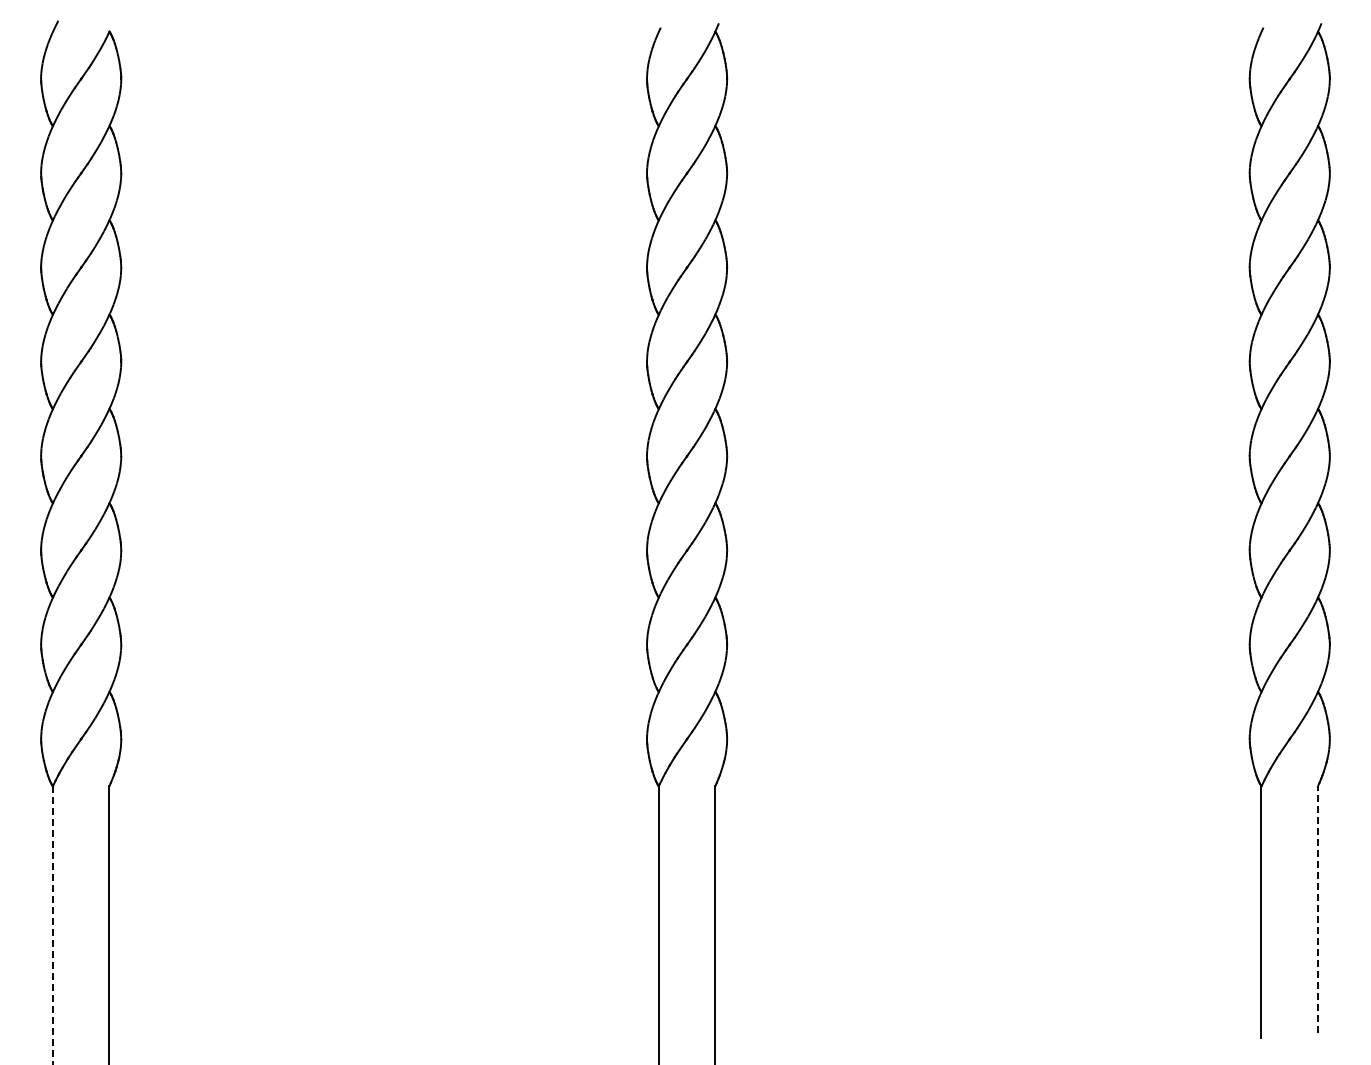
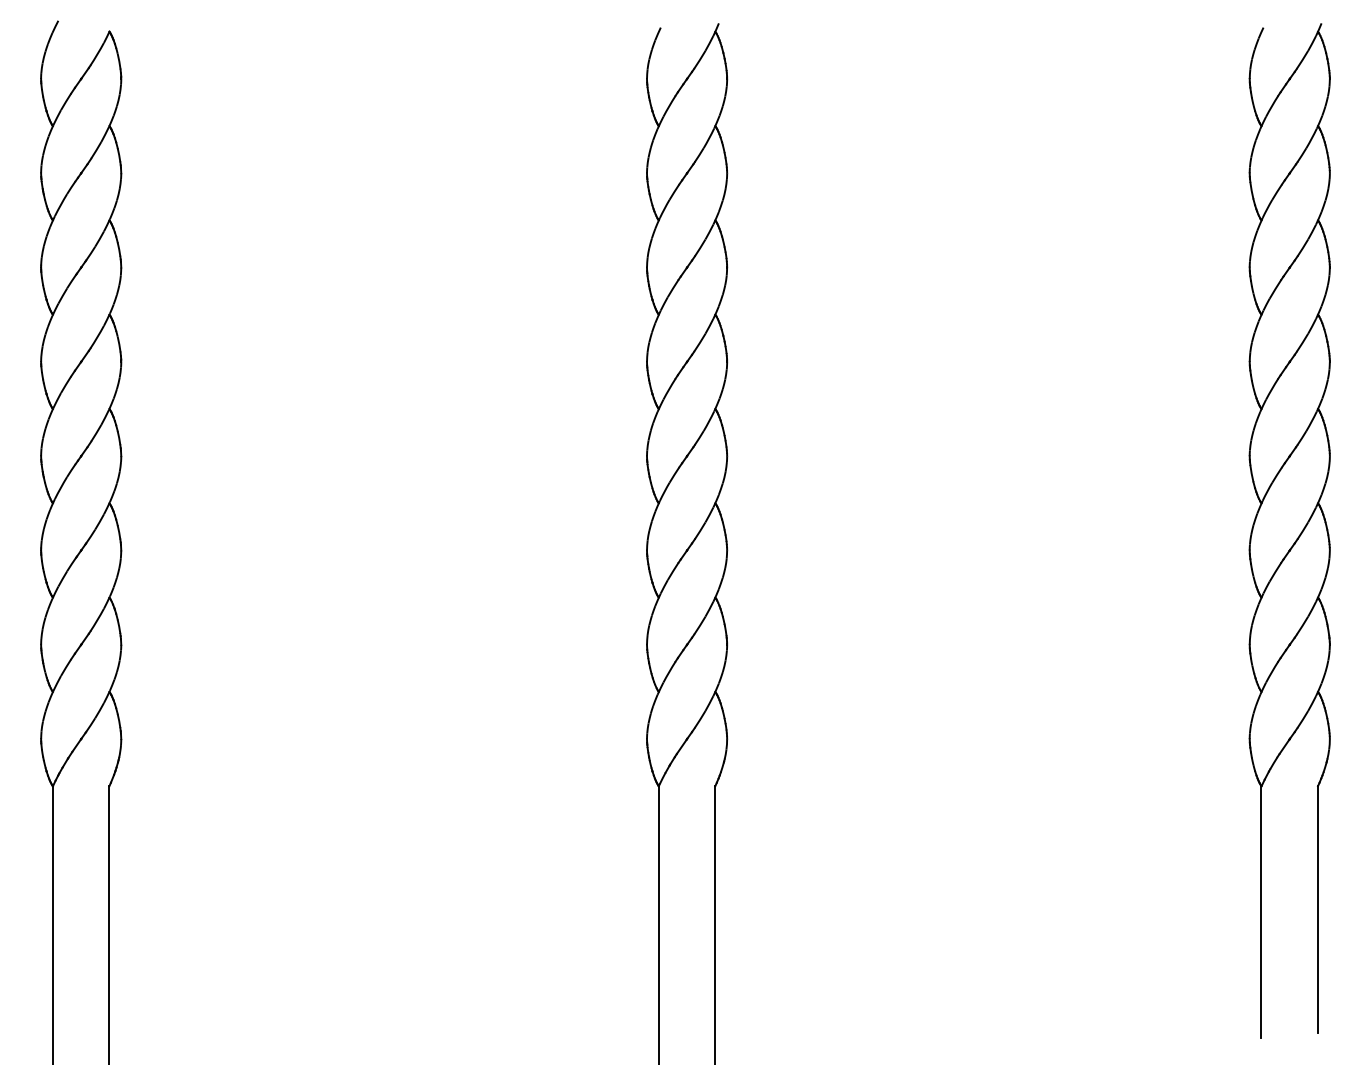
line: dashed -> solid (1317, 909)
line: dashed -> solid (52, 925)
